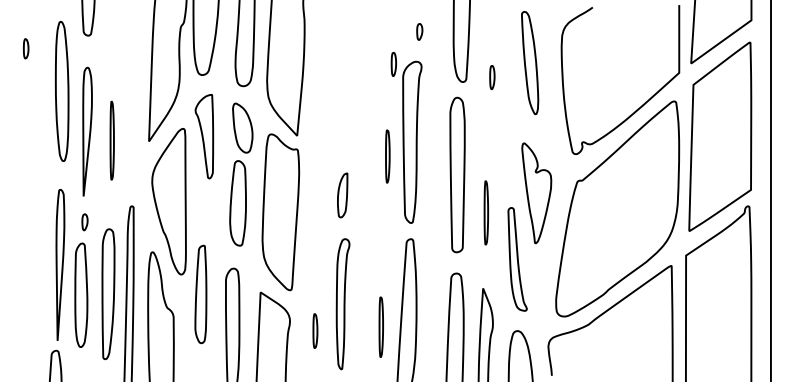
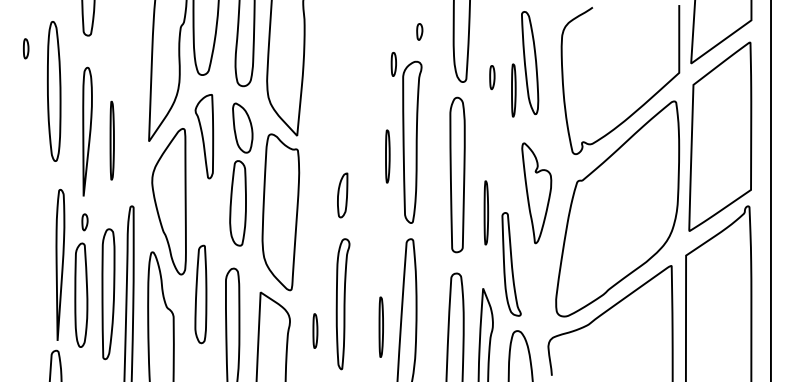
part: none -> present (513, 90)
part position: (61, 91) -> (53, 91) (53, 91)
part position: (517, 259) -> (511, 264) (511, 264)
